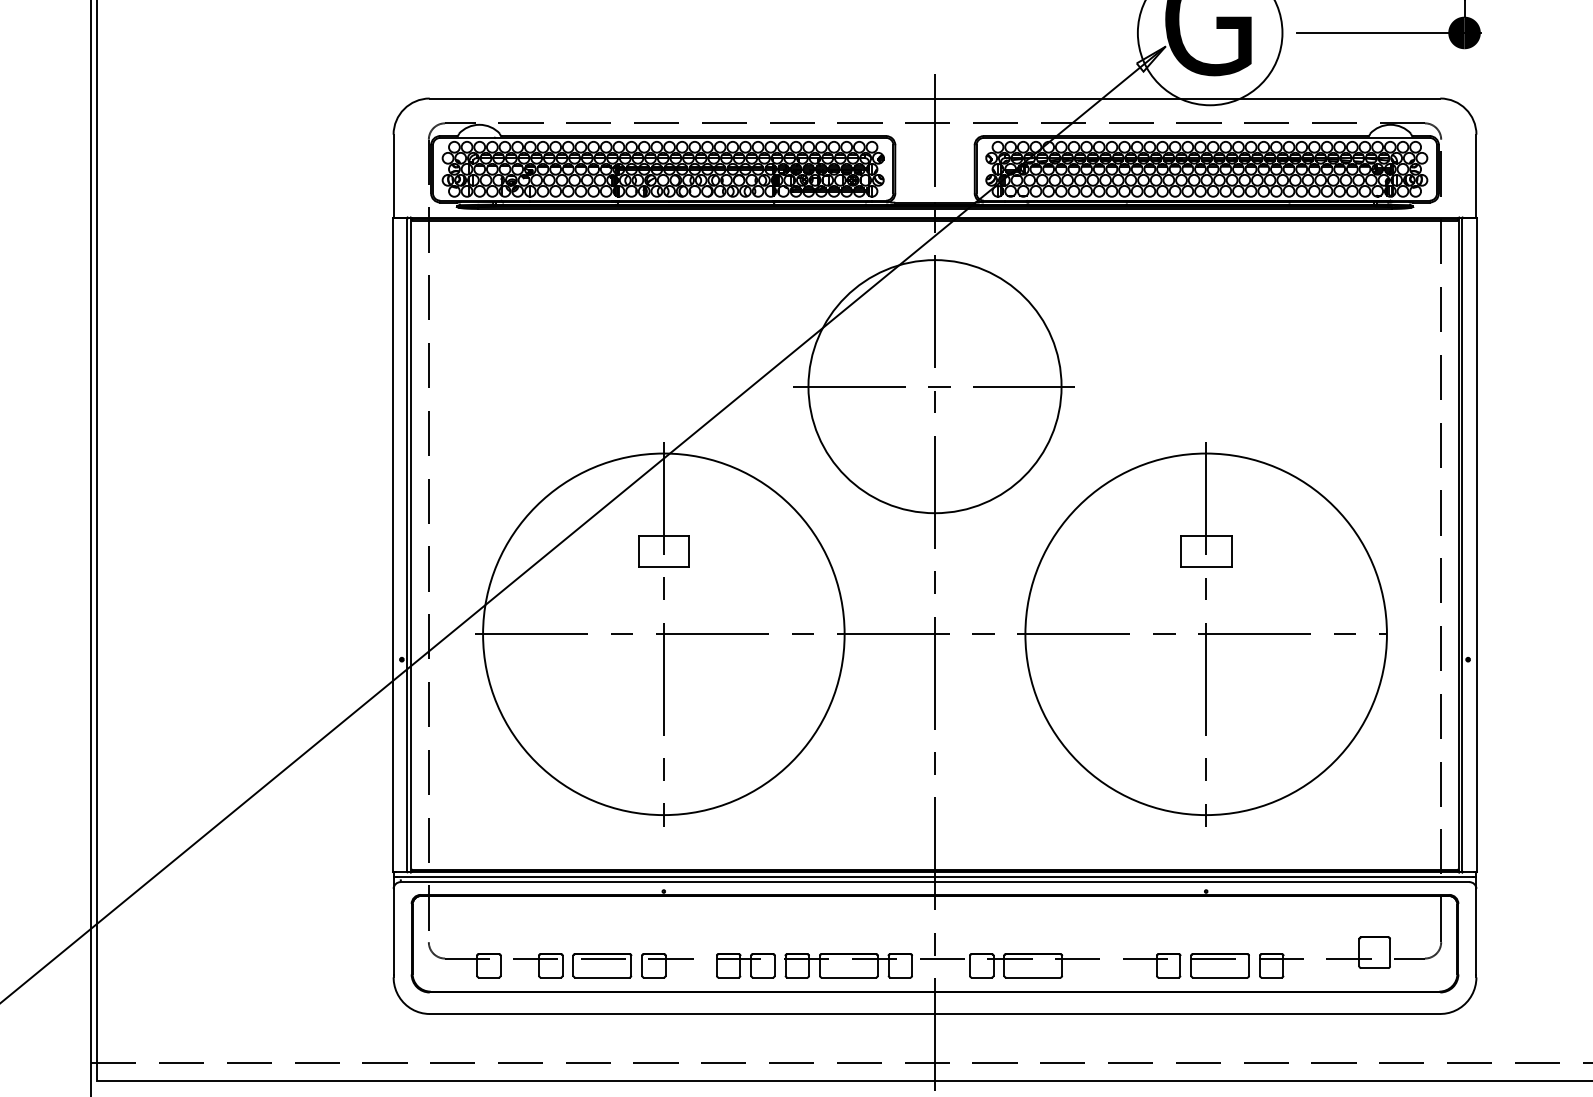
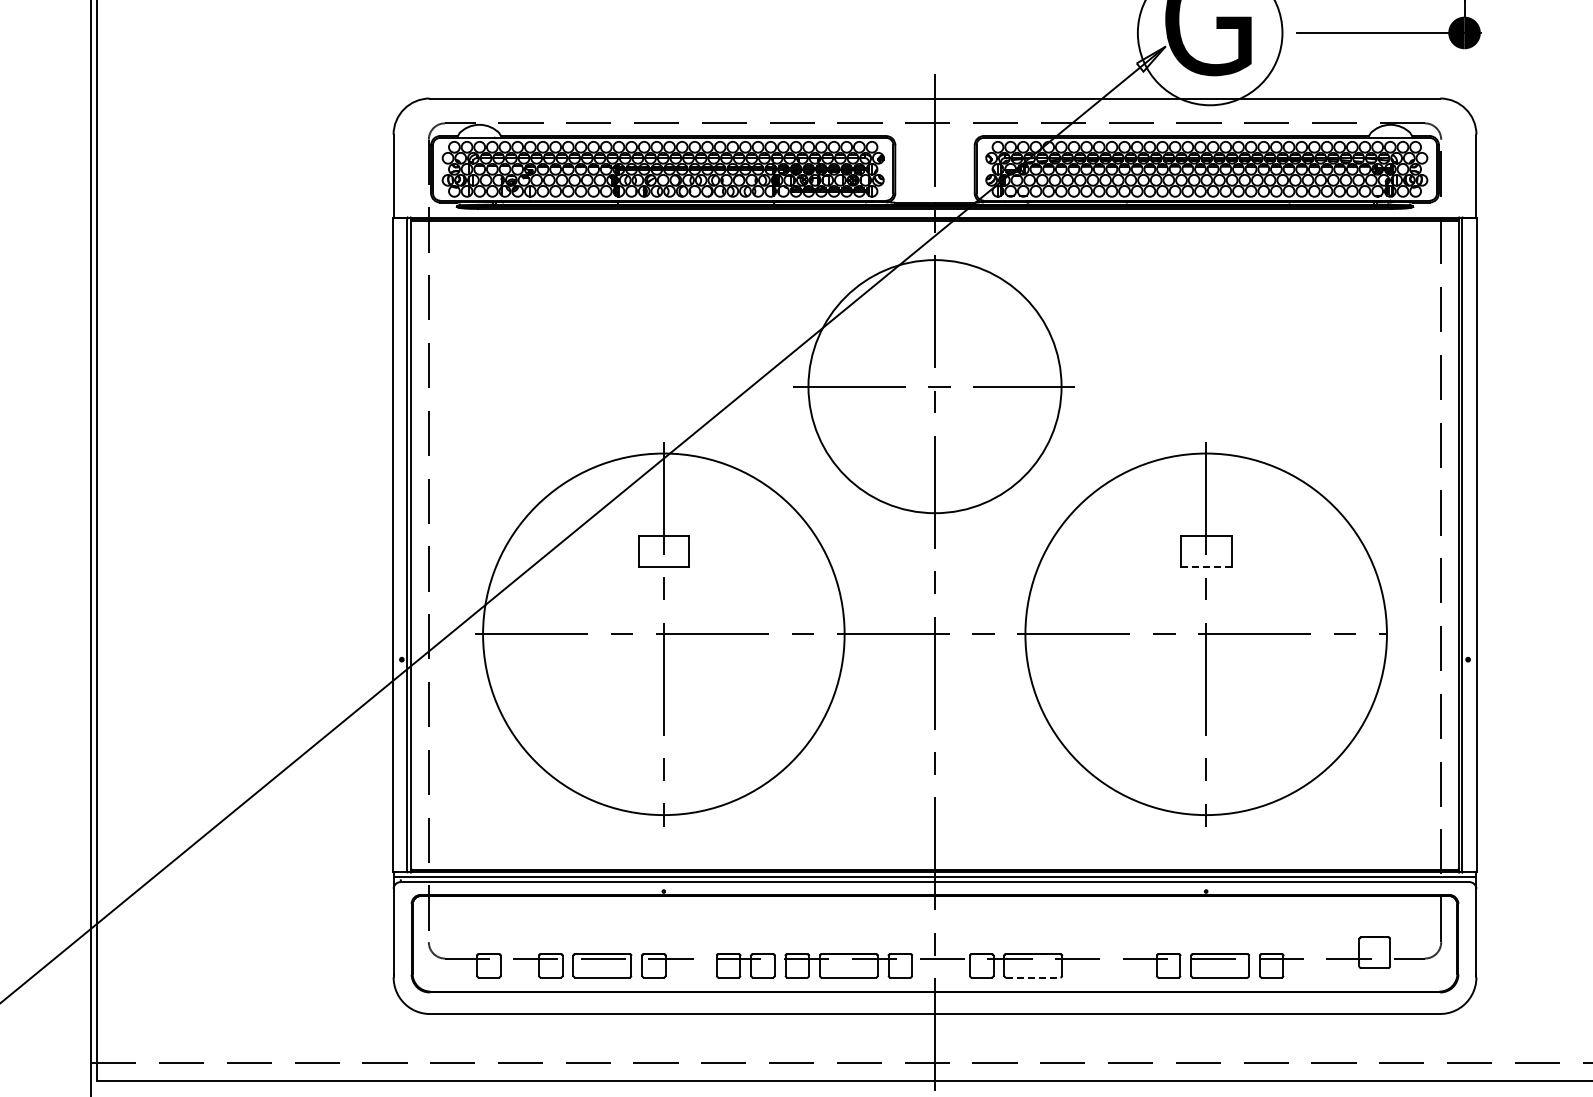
line: solid -> dashed (1206, 566)
line: solid -> dashed (1033, 977)
